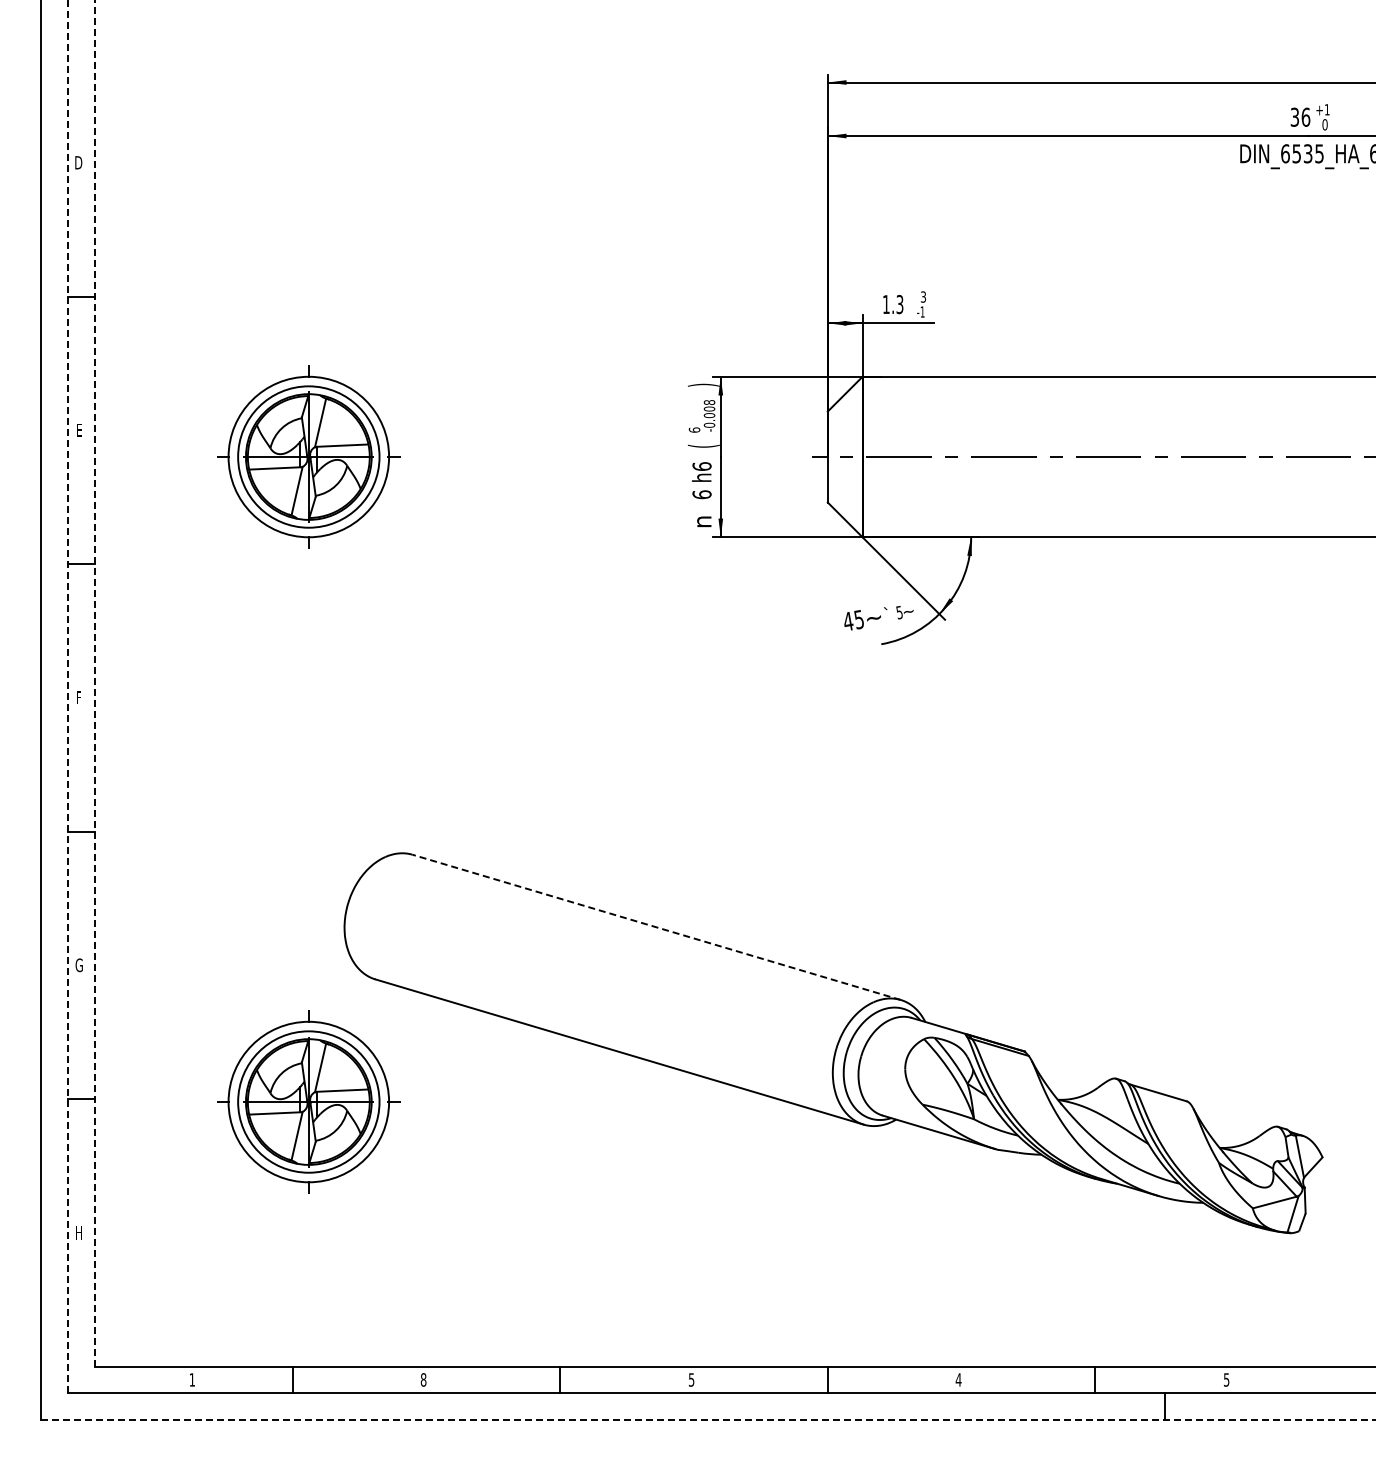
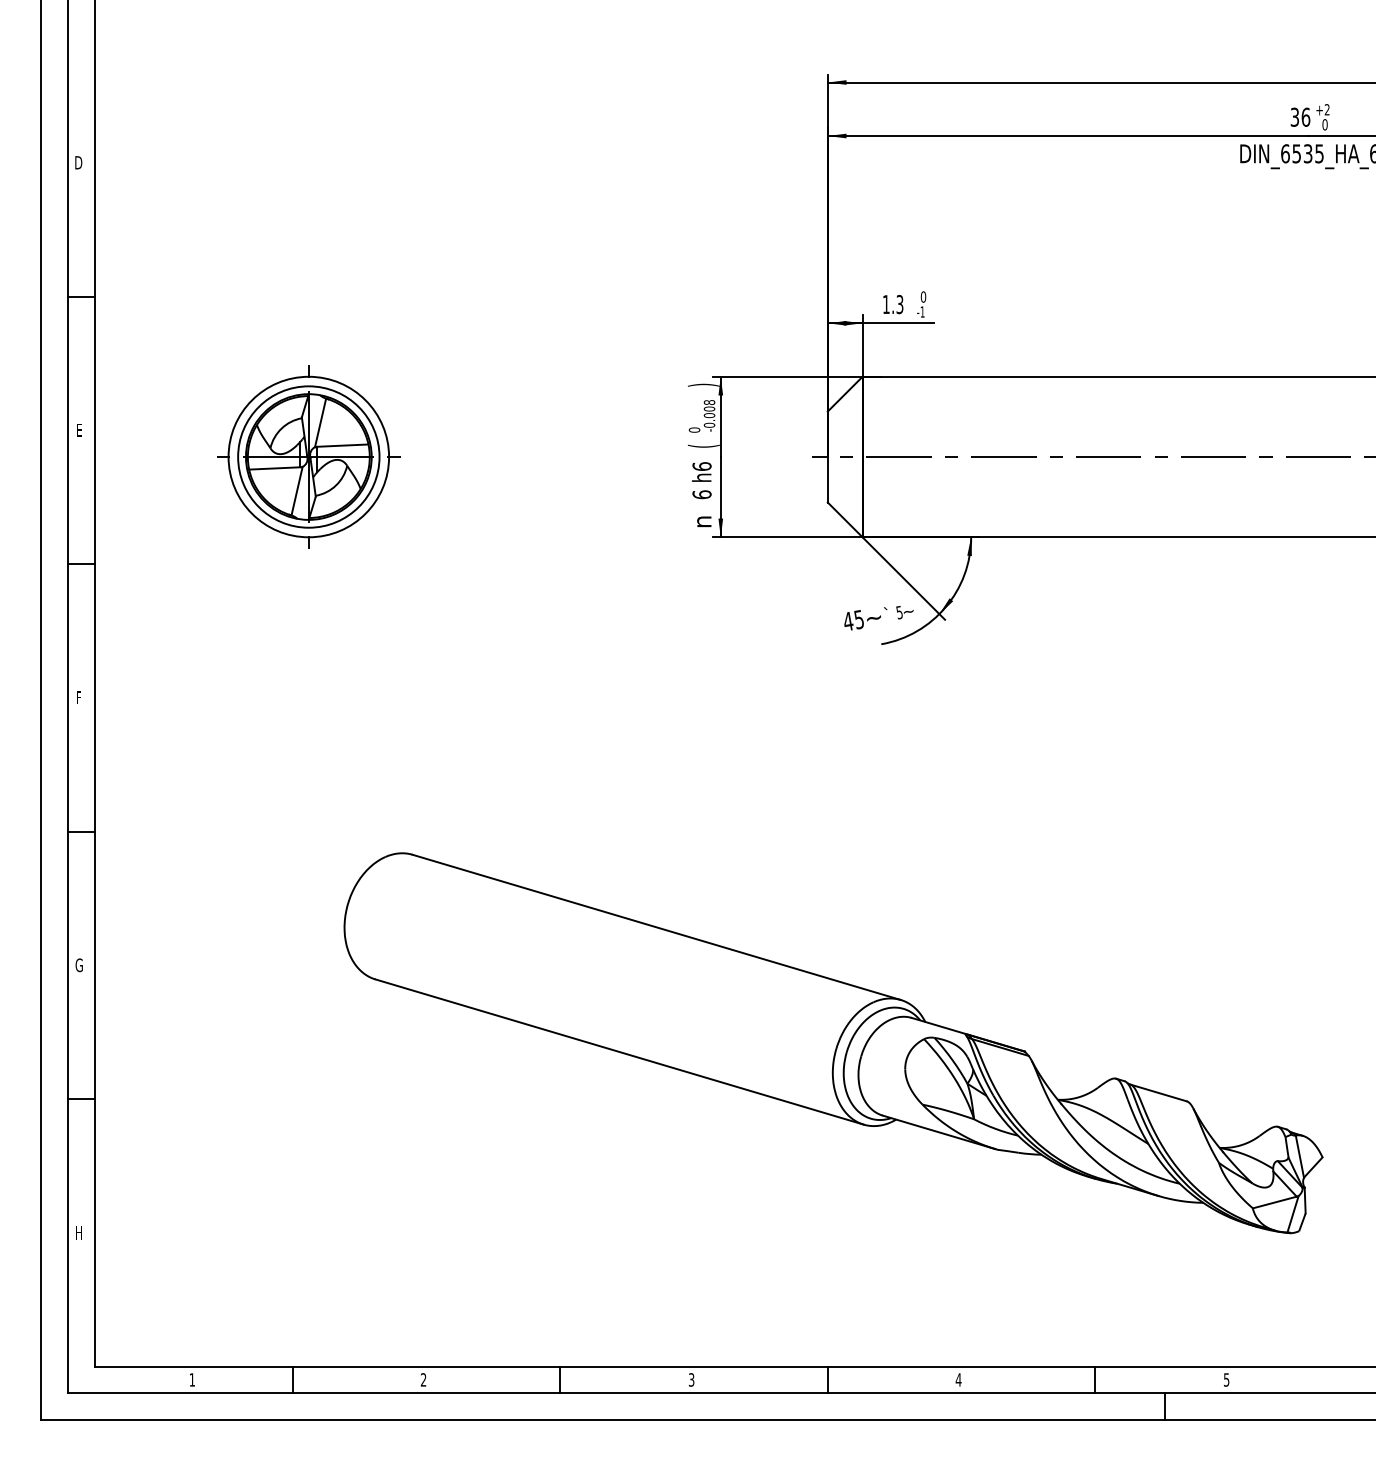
text: +1 -> +2 (1326, 109)
text: 3 -> 0 (923, 296)
text: 6 -> 0 (693, 429)
line: dashed -> solid (94, 682)
line: dashed -> solid (68, 696)
line: dashed -> solid (656, 927)
part: present -> none (308, 1101)
text: 8 -> 2 (423, 1379)
text: 5 -> 3 (691, 1379)
line: dashed -> solid (708, 1420)
